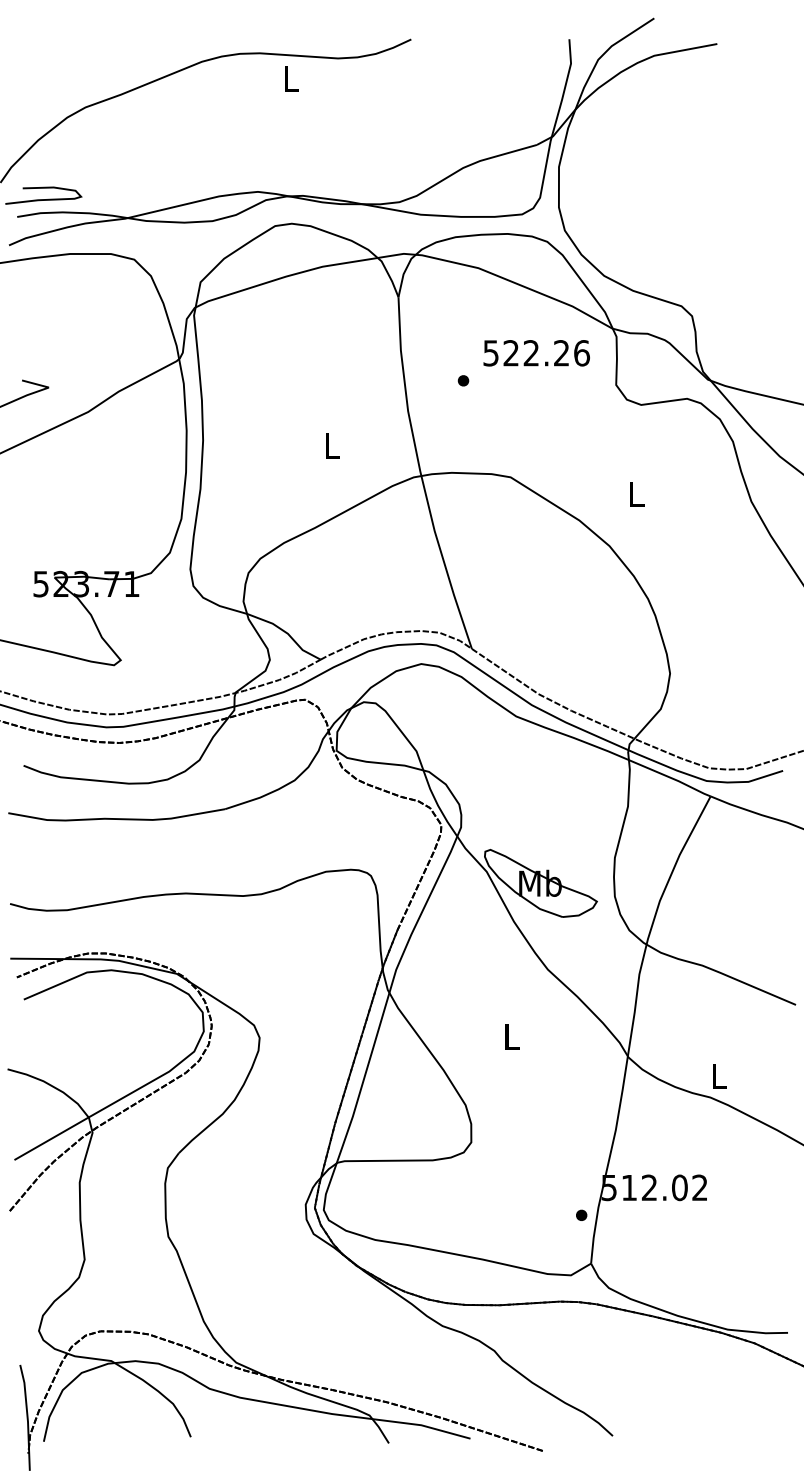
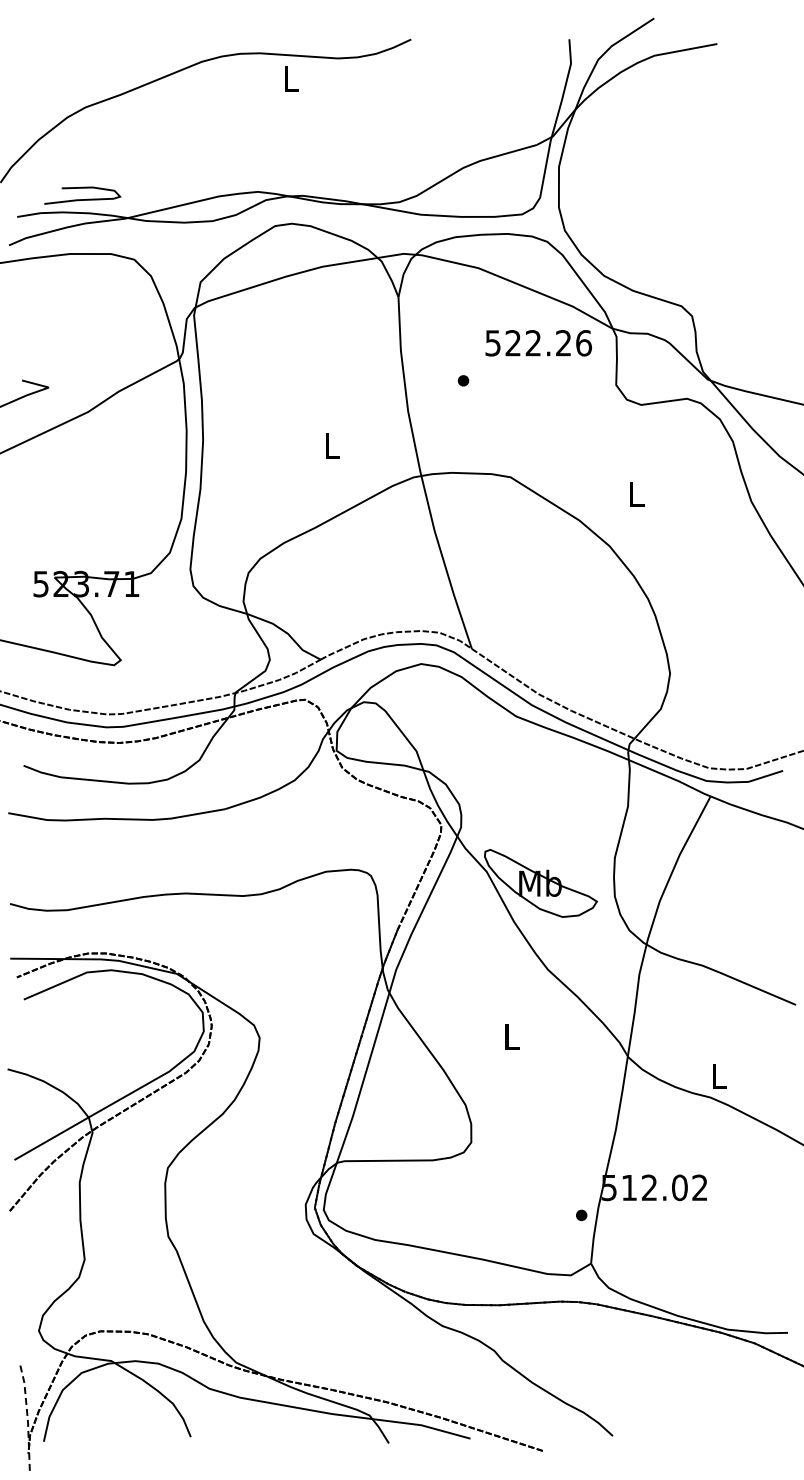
curve position: (43, 199) -> (82, 199) (82, 199)
text position: (536, 353) -> (538, 343) (538, 343)
line: solid -> dashed (27, 1417)
